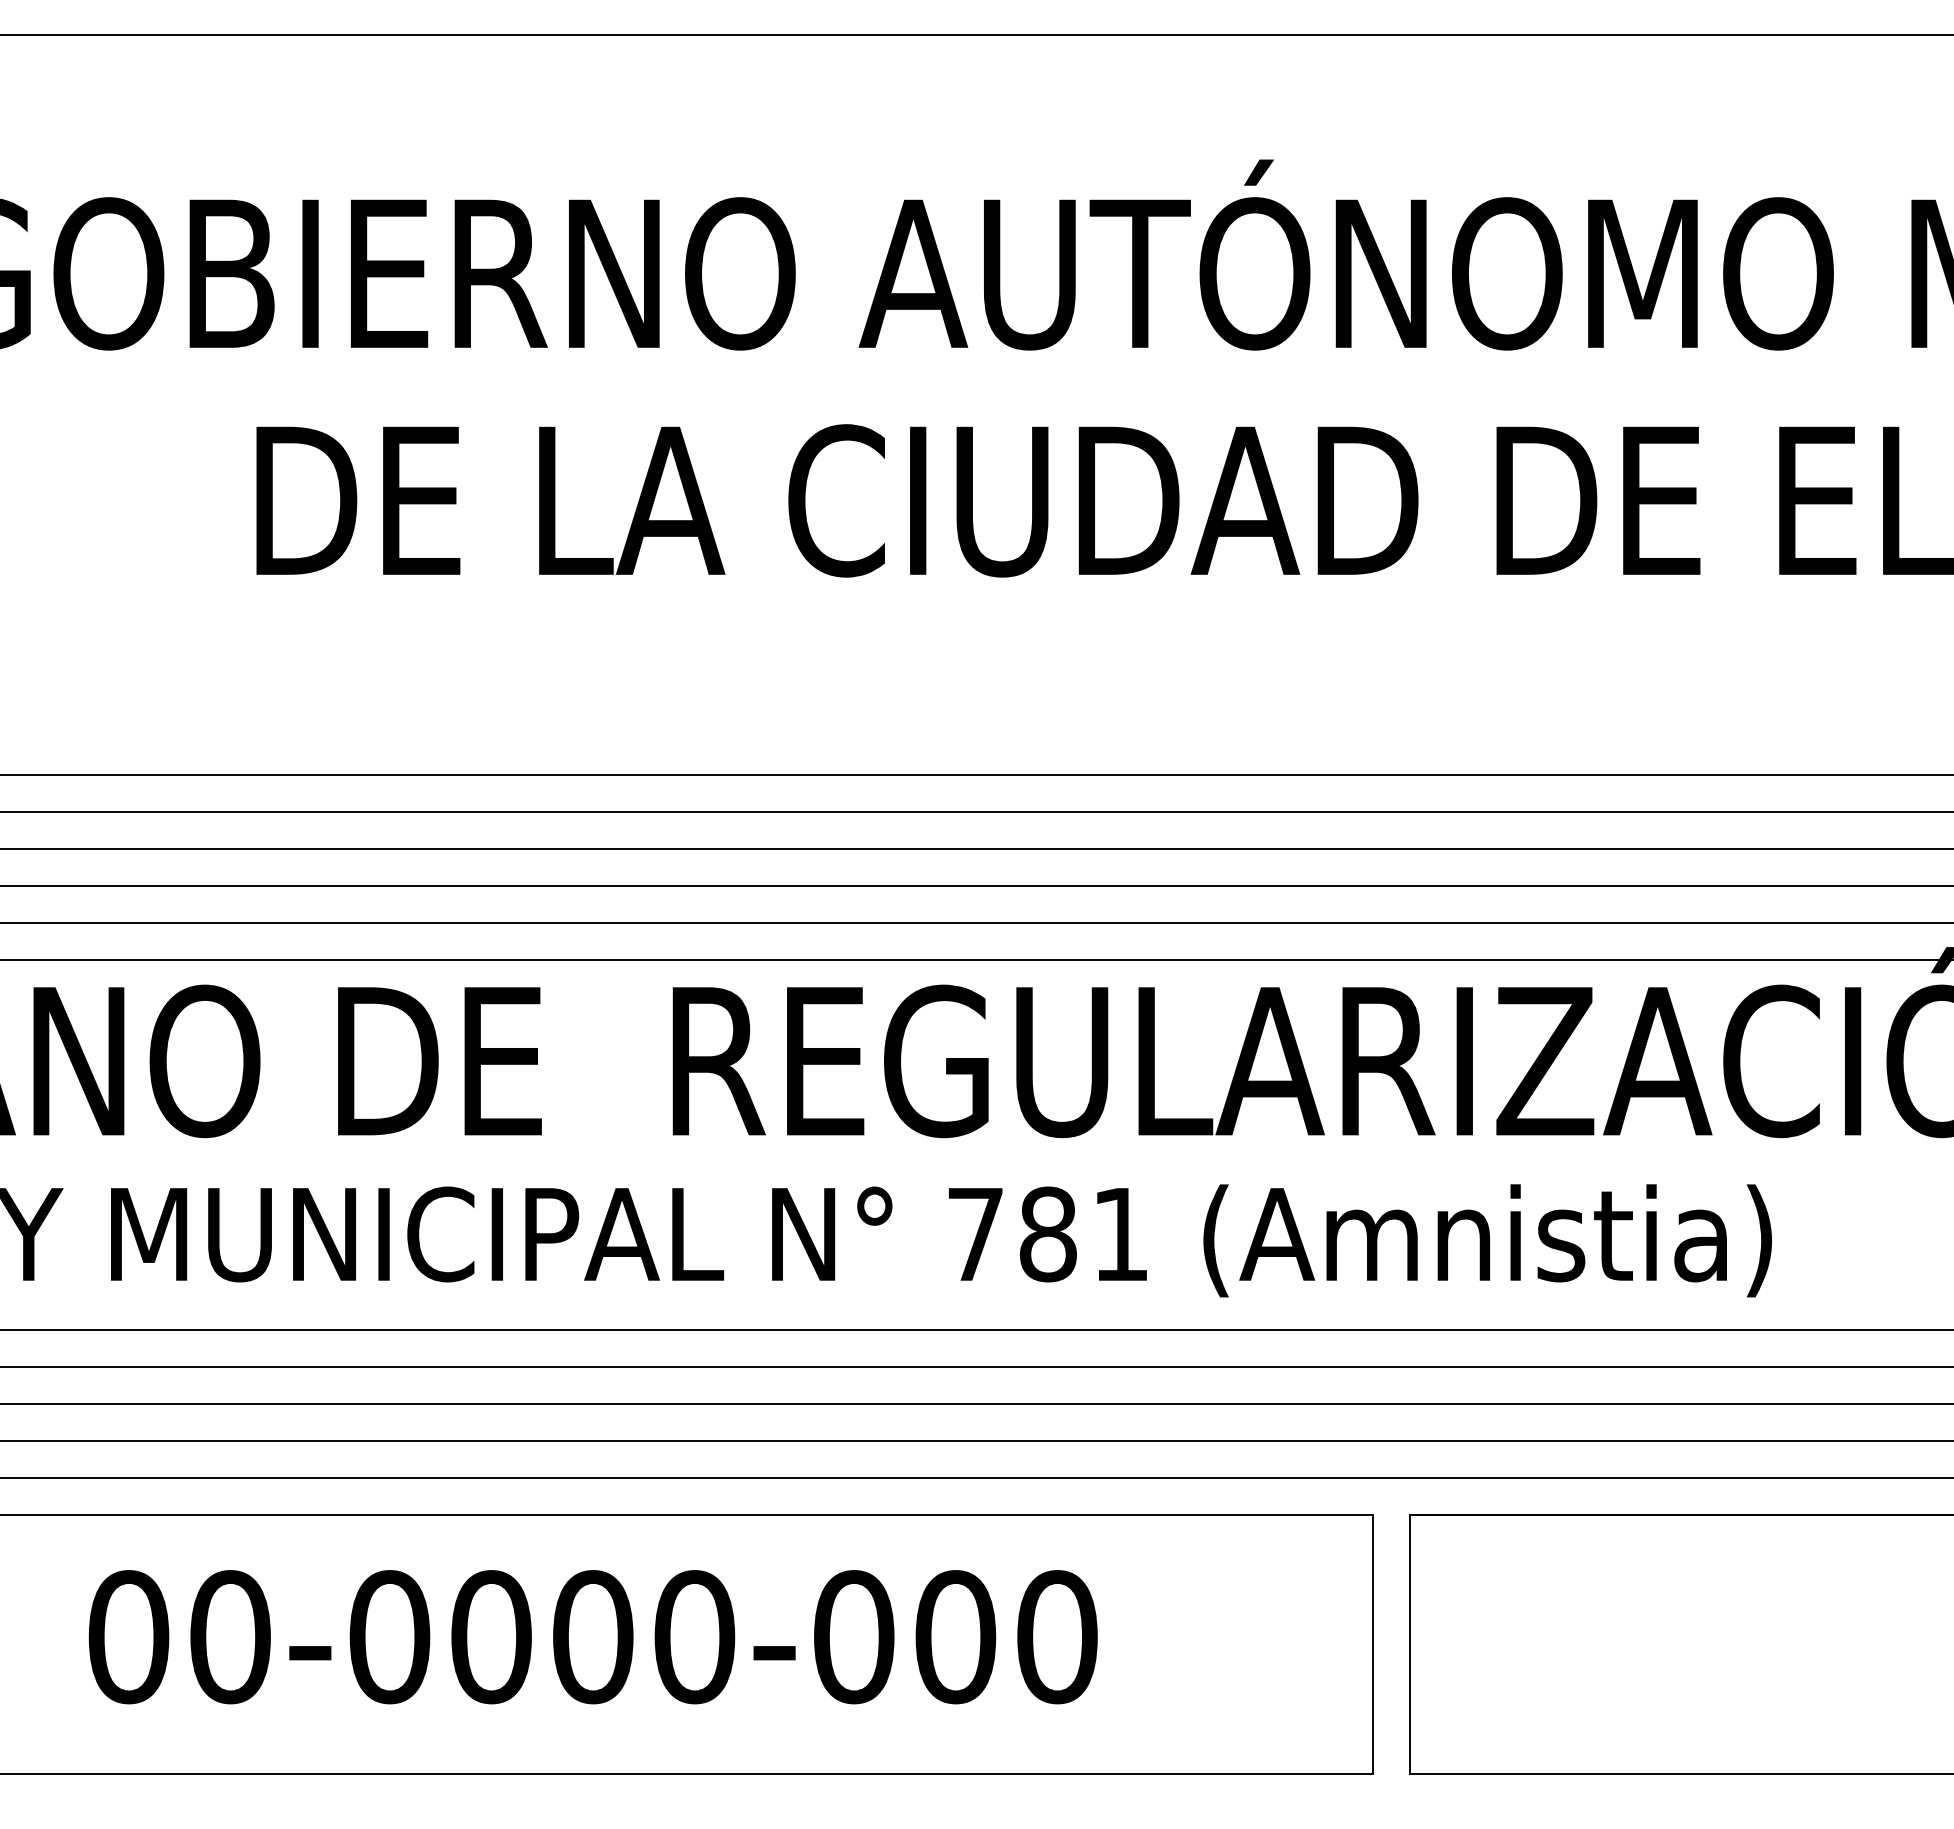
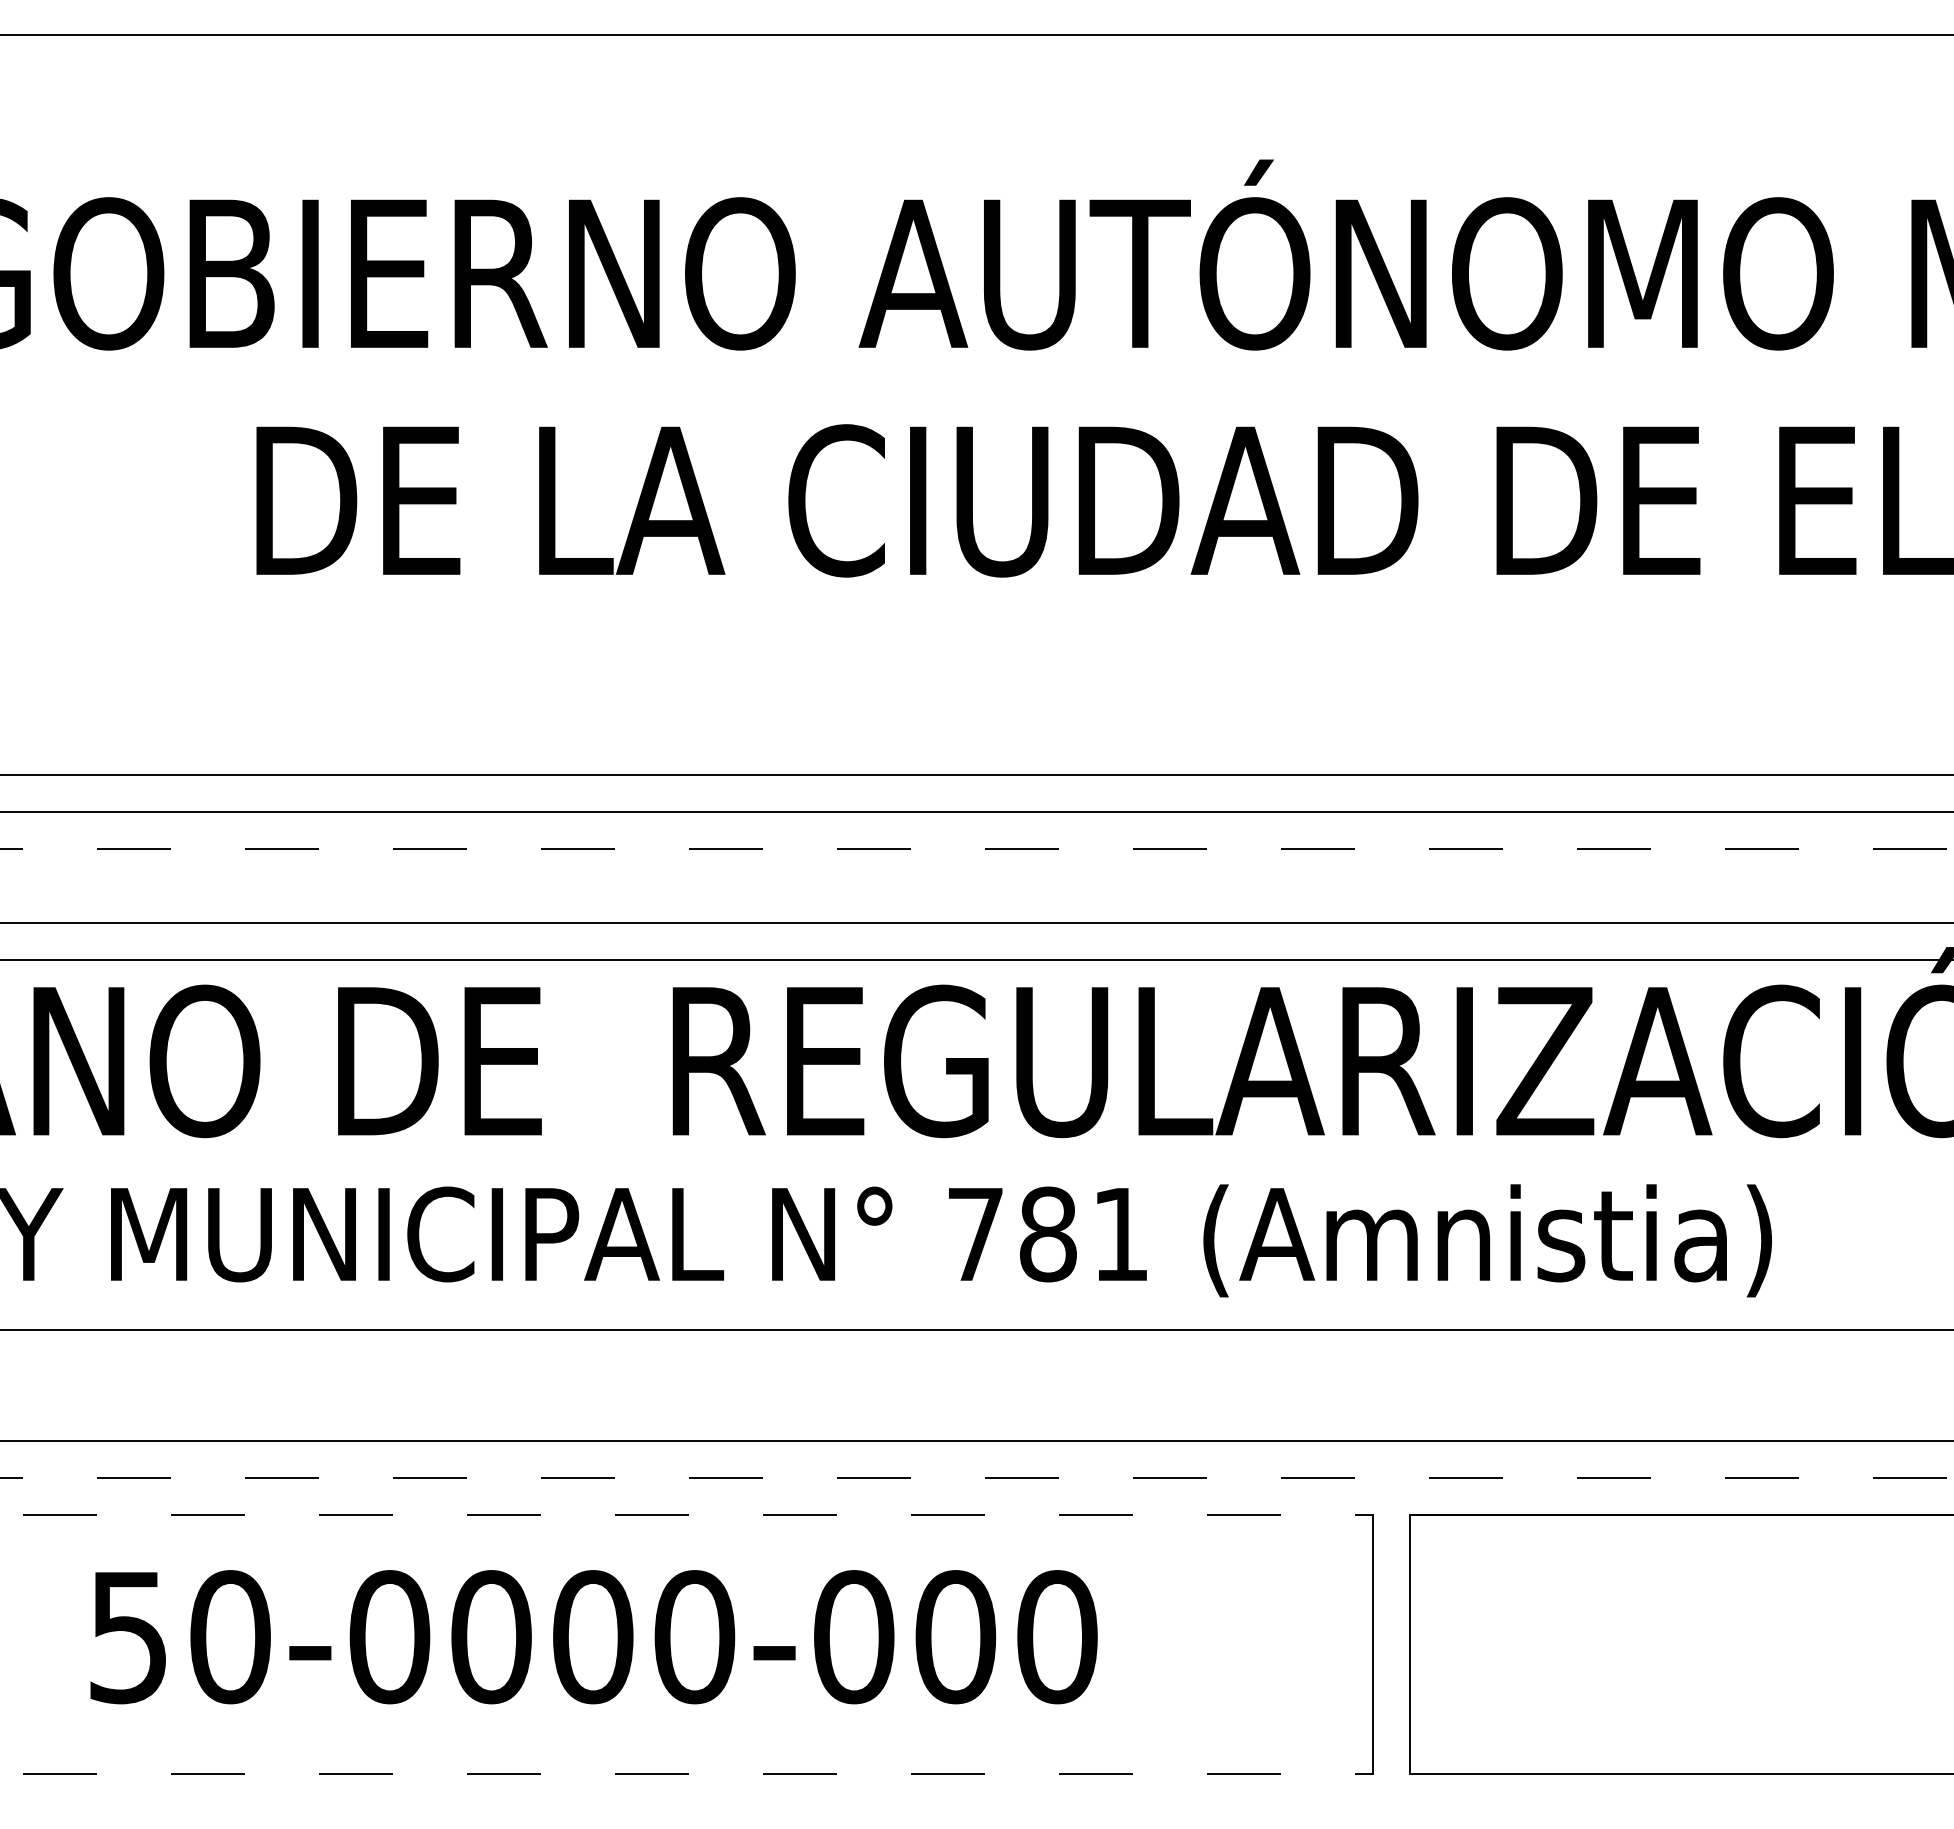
line: solid -> dashed (977, 849)
line: present -> none (976, 886)
line: present -> none (976, 1366)
line: present -> none (976, 1403)
line: solid -> dashed (977, 1477)
line: solid -> dashed (687, 1514)
text: 00-0000-000 -> 50-0000-000 (128, 1637)
line: solid -> dashed (687, 1773)
